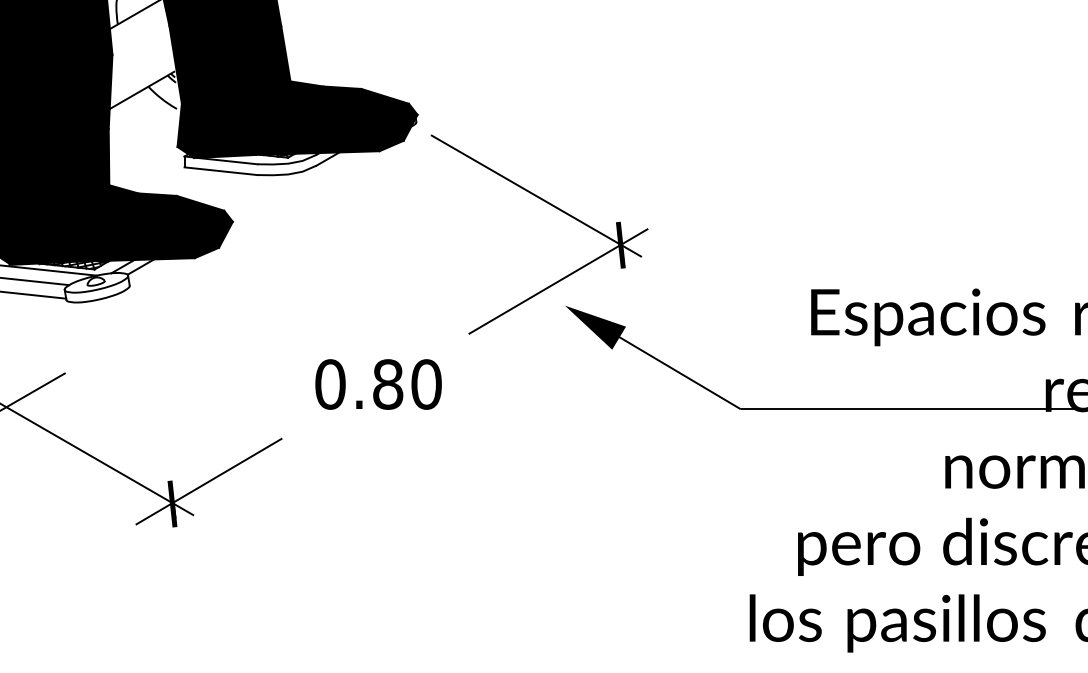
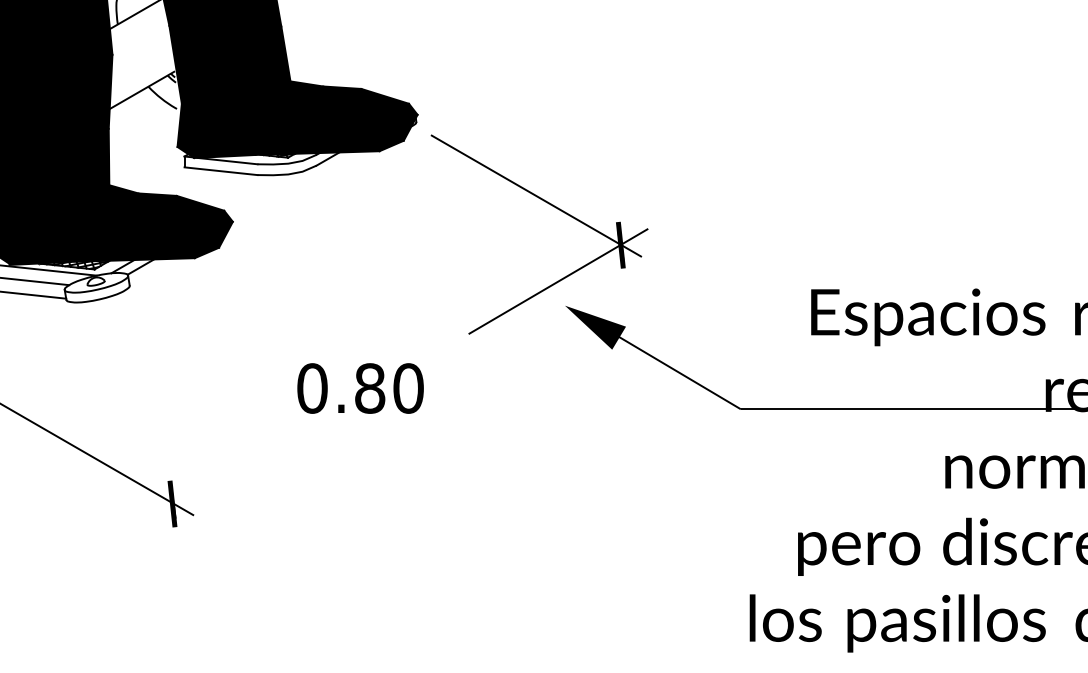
text position: (378, 384) -> (360, 388) (360, 388)
line: present -> none (33, 391)
line: present -> none (208, 481)
